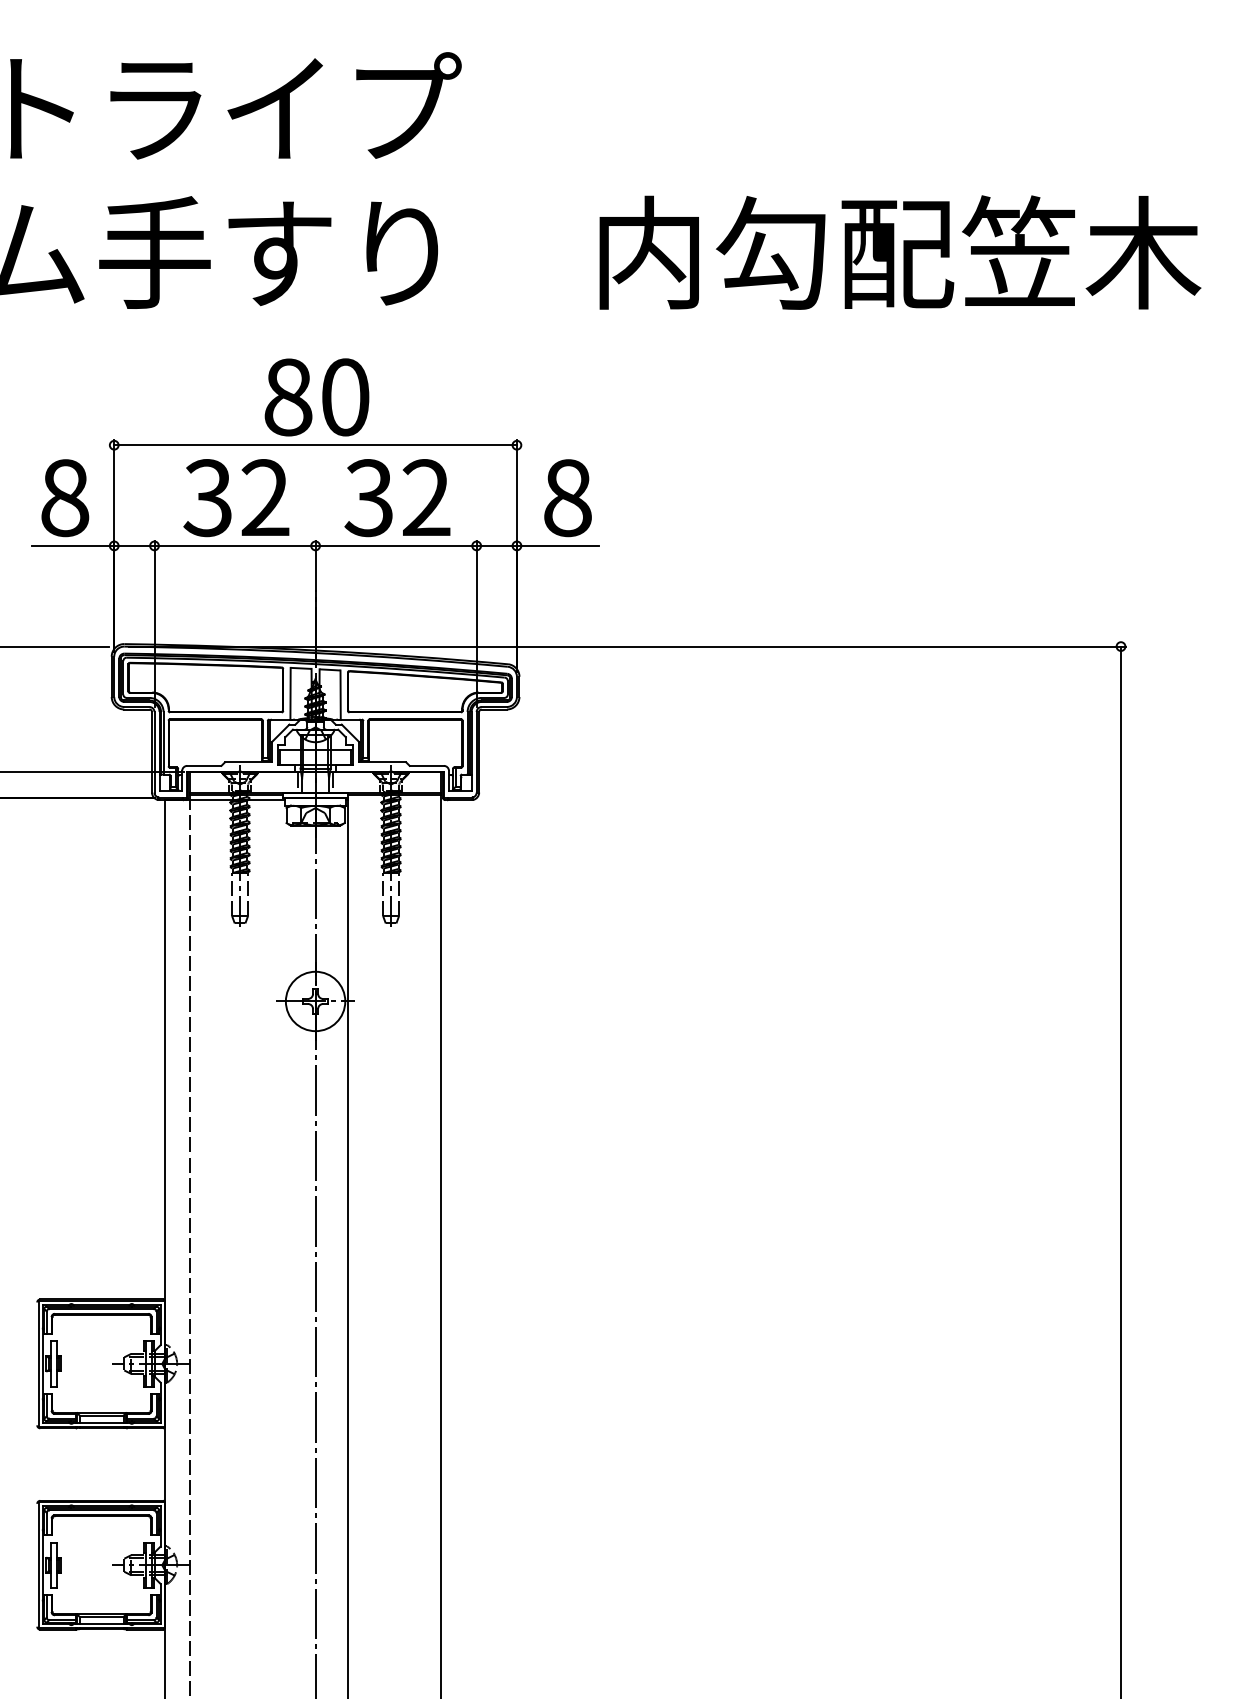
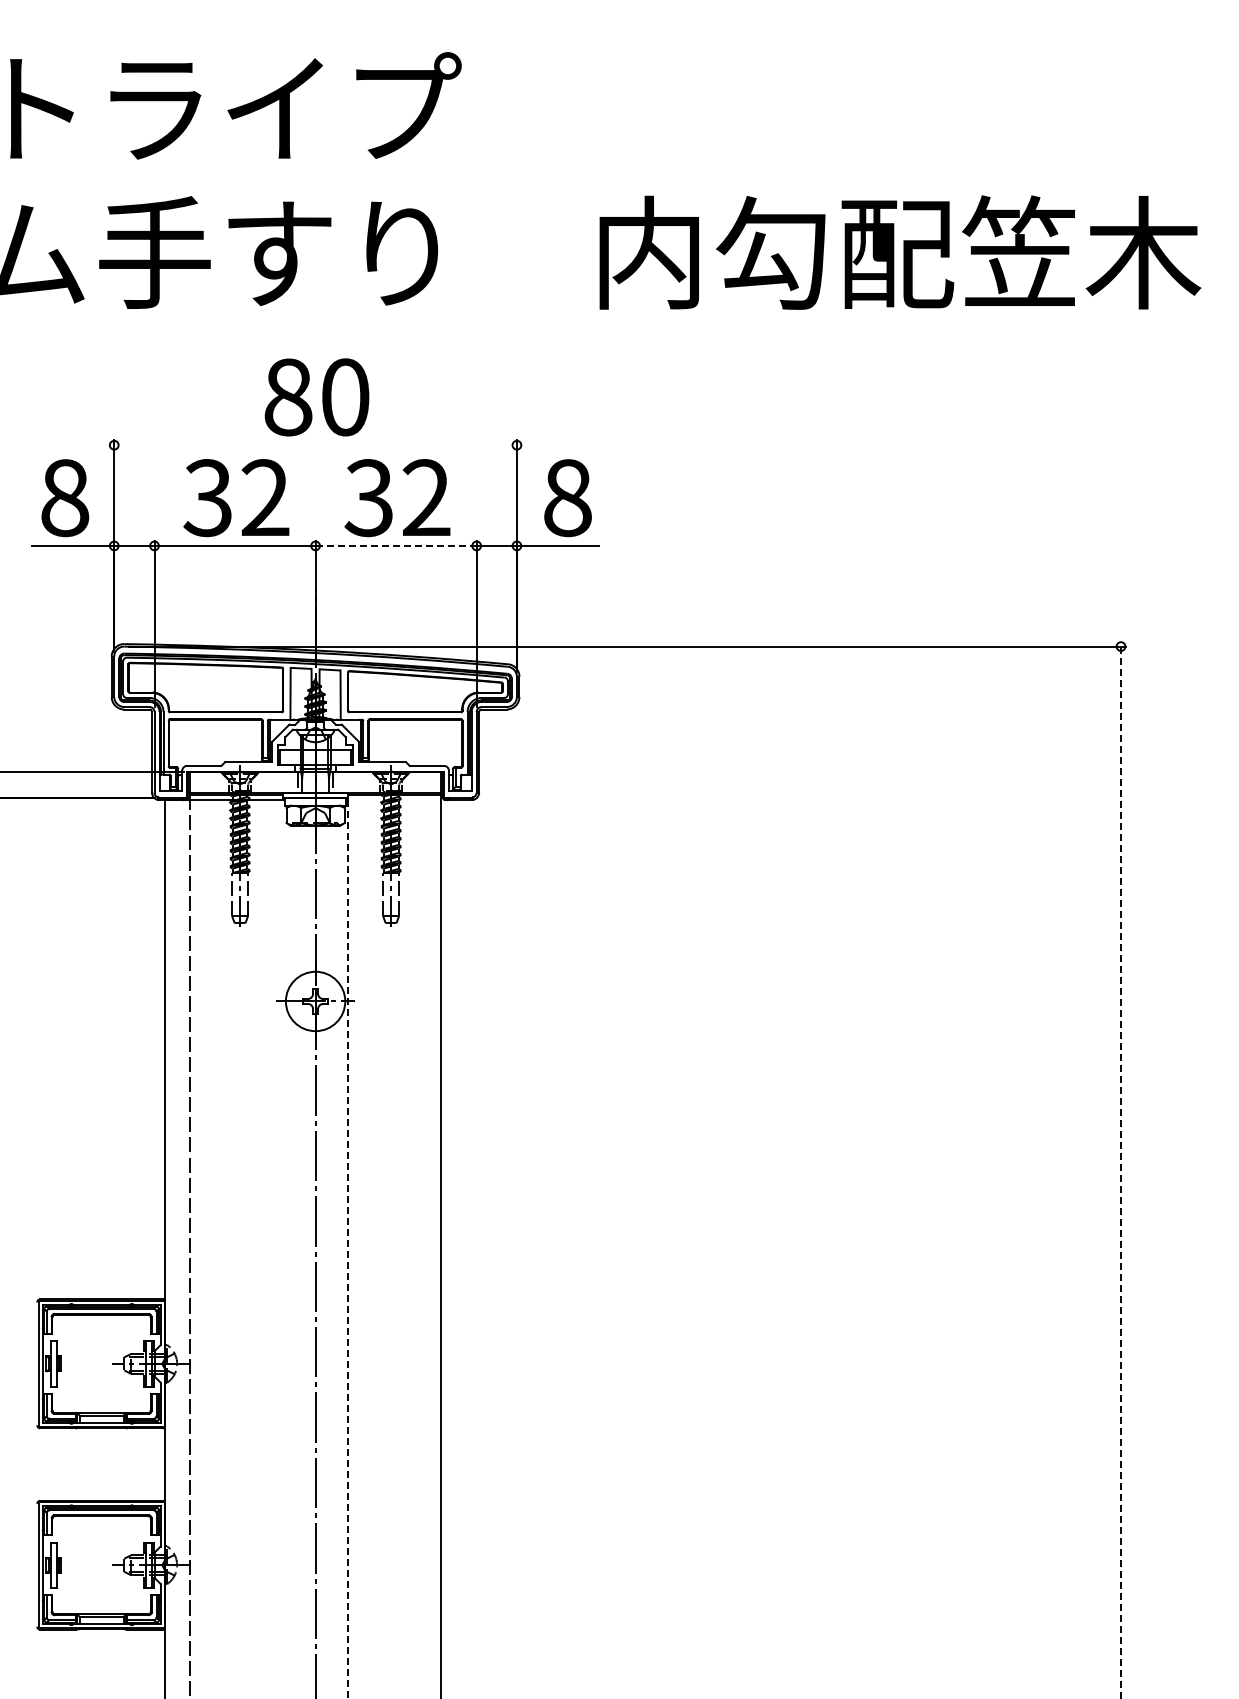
line: present -> none (315, 445)
line: solid -> dashed (396, 545)
line: present -> none (55, 646)
line: solid -> dashed (1121, 1172)
line: solid -> dashed (348, 1249)
